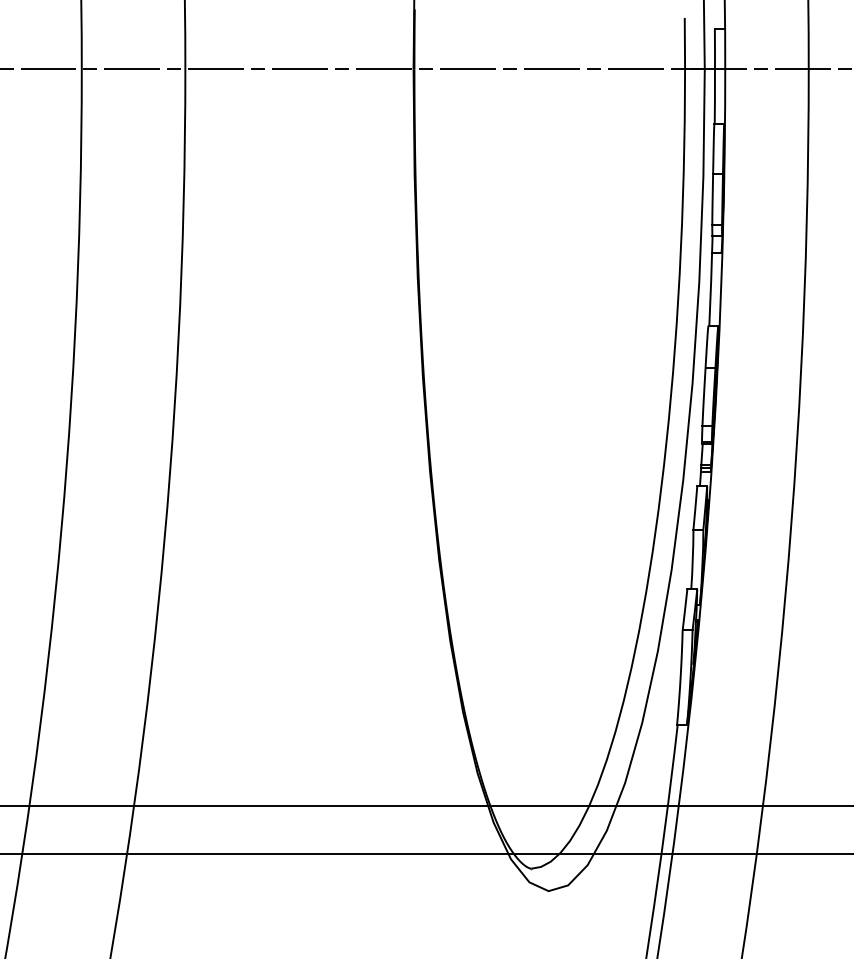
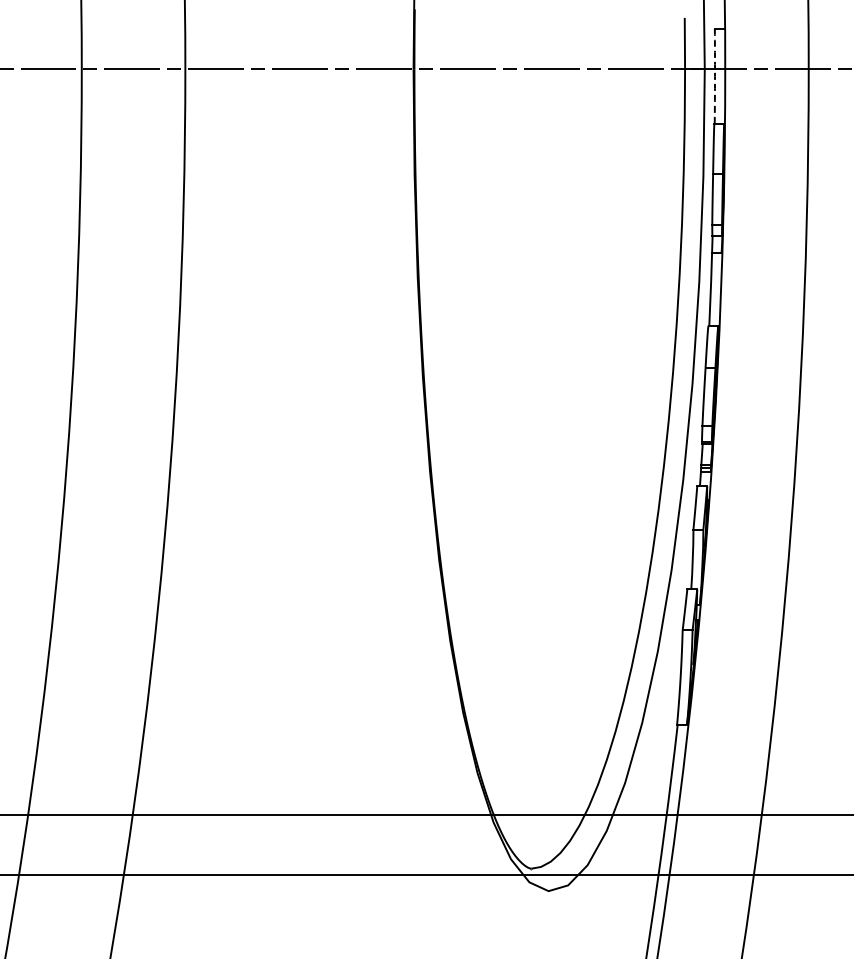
arc: solid -> dashed (715, 76)
line position: (426, 805) -> (426, 814) (426, 814)
line position: (426, 853) -> (426, 874) (426, 874)
